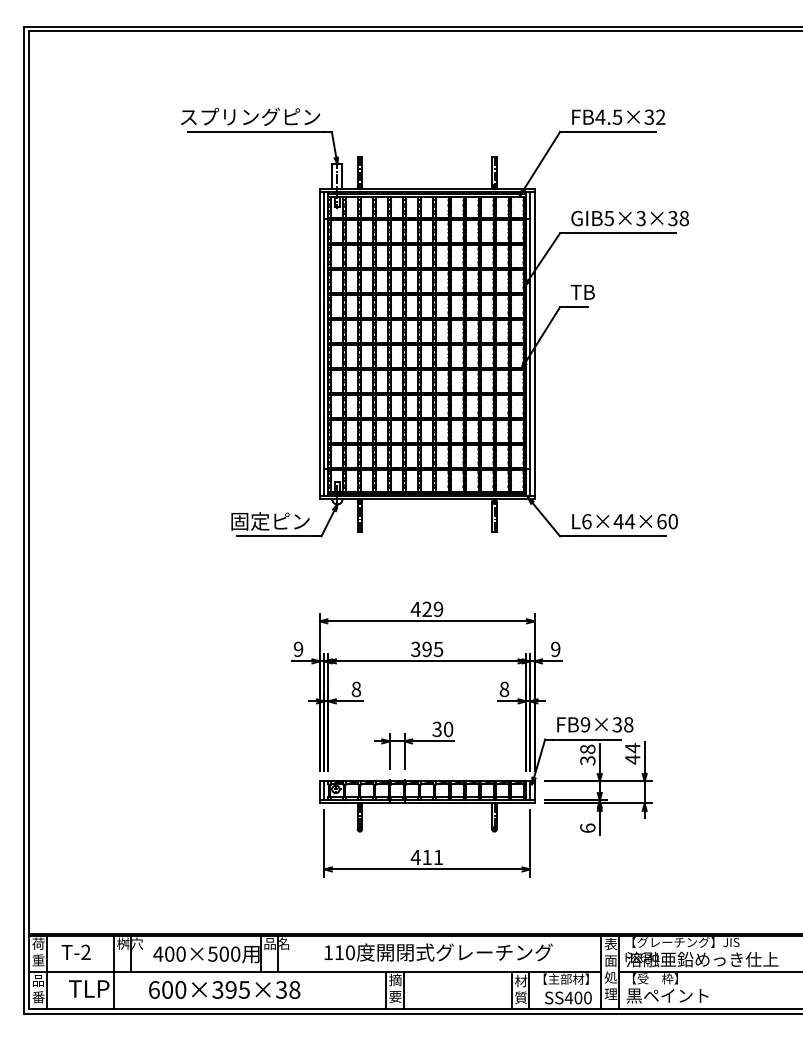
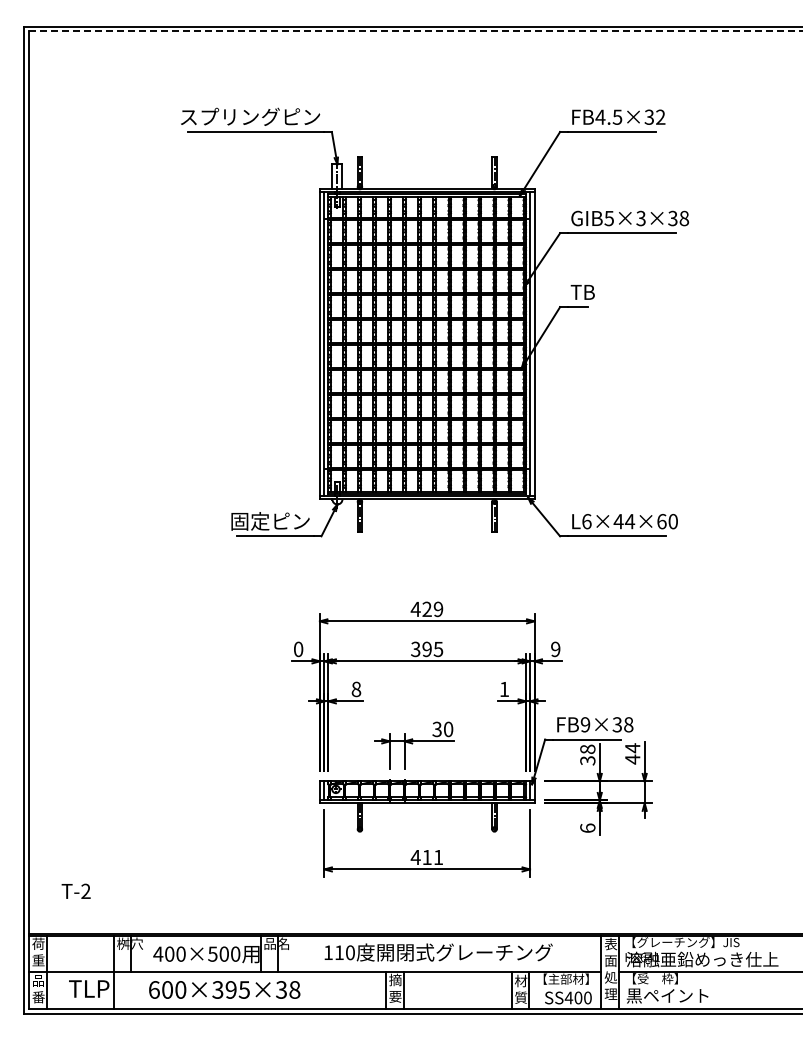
line: solid -> dashed (416, 31)
text: 9 -> 0 (298, 649)
text: 8 -> 1 (504, 689)
text position: (75, 951) -> (75, 890) (75, 890)
